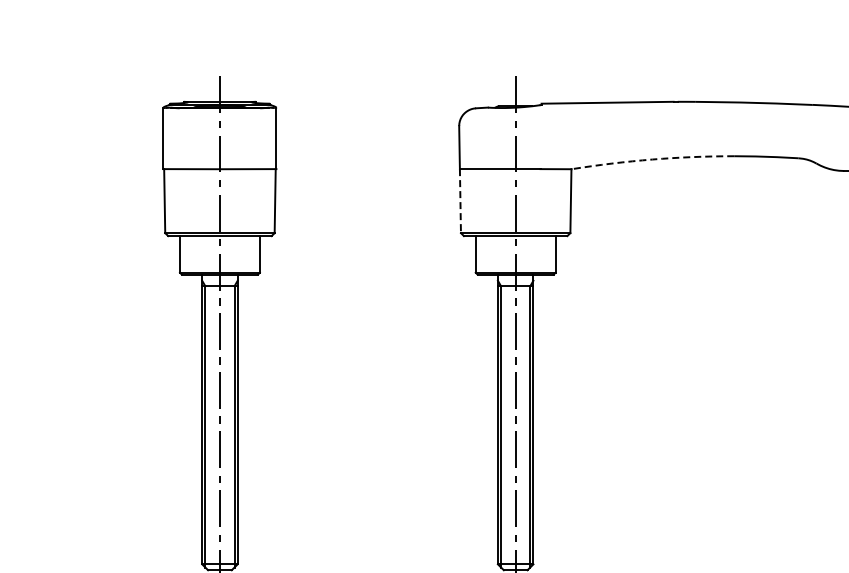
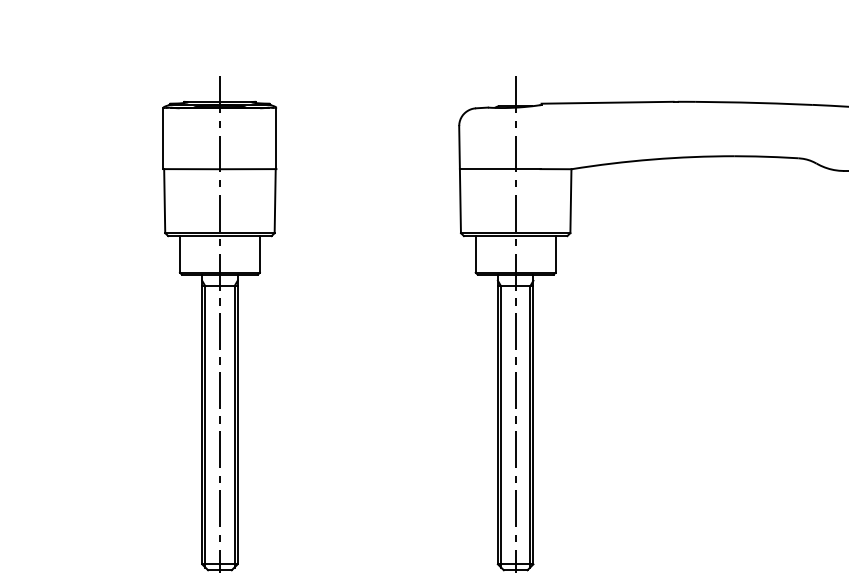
arc: dashed -> solid (652, 159)
line: dashed -> solid (460, 201)
